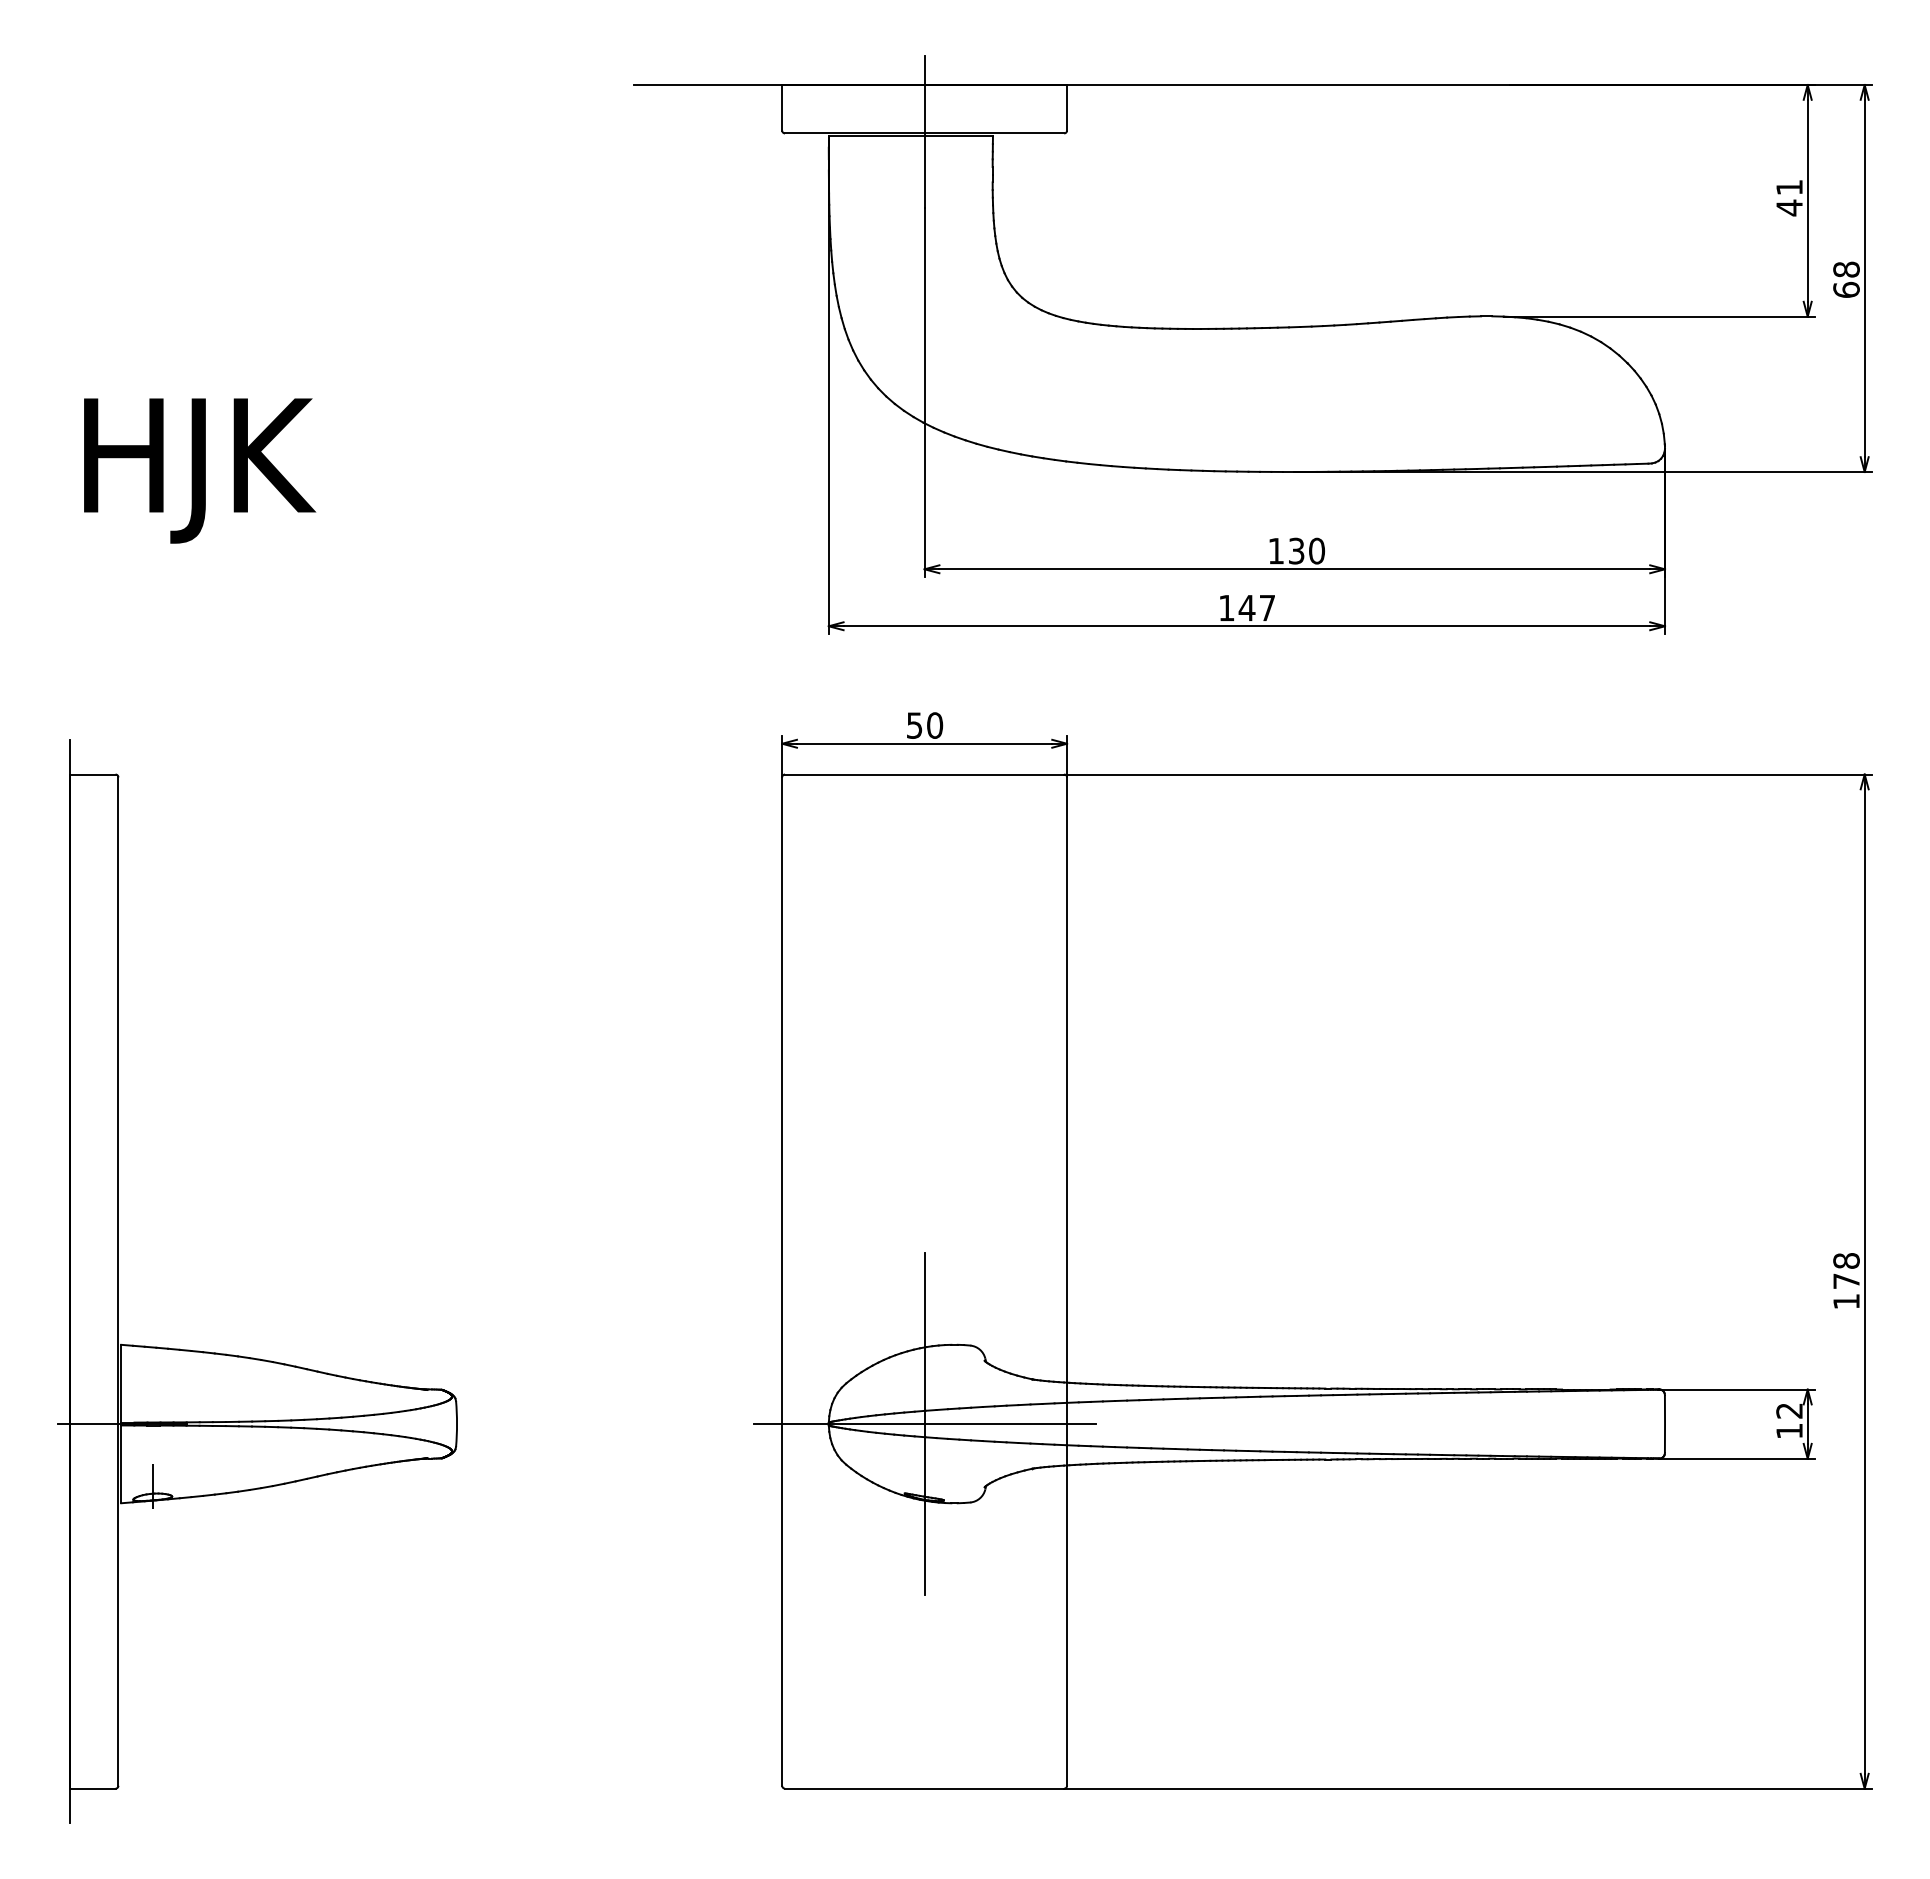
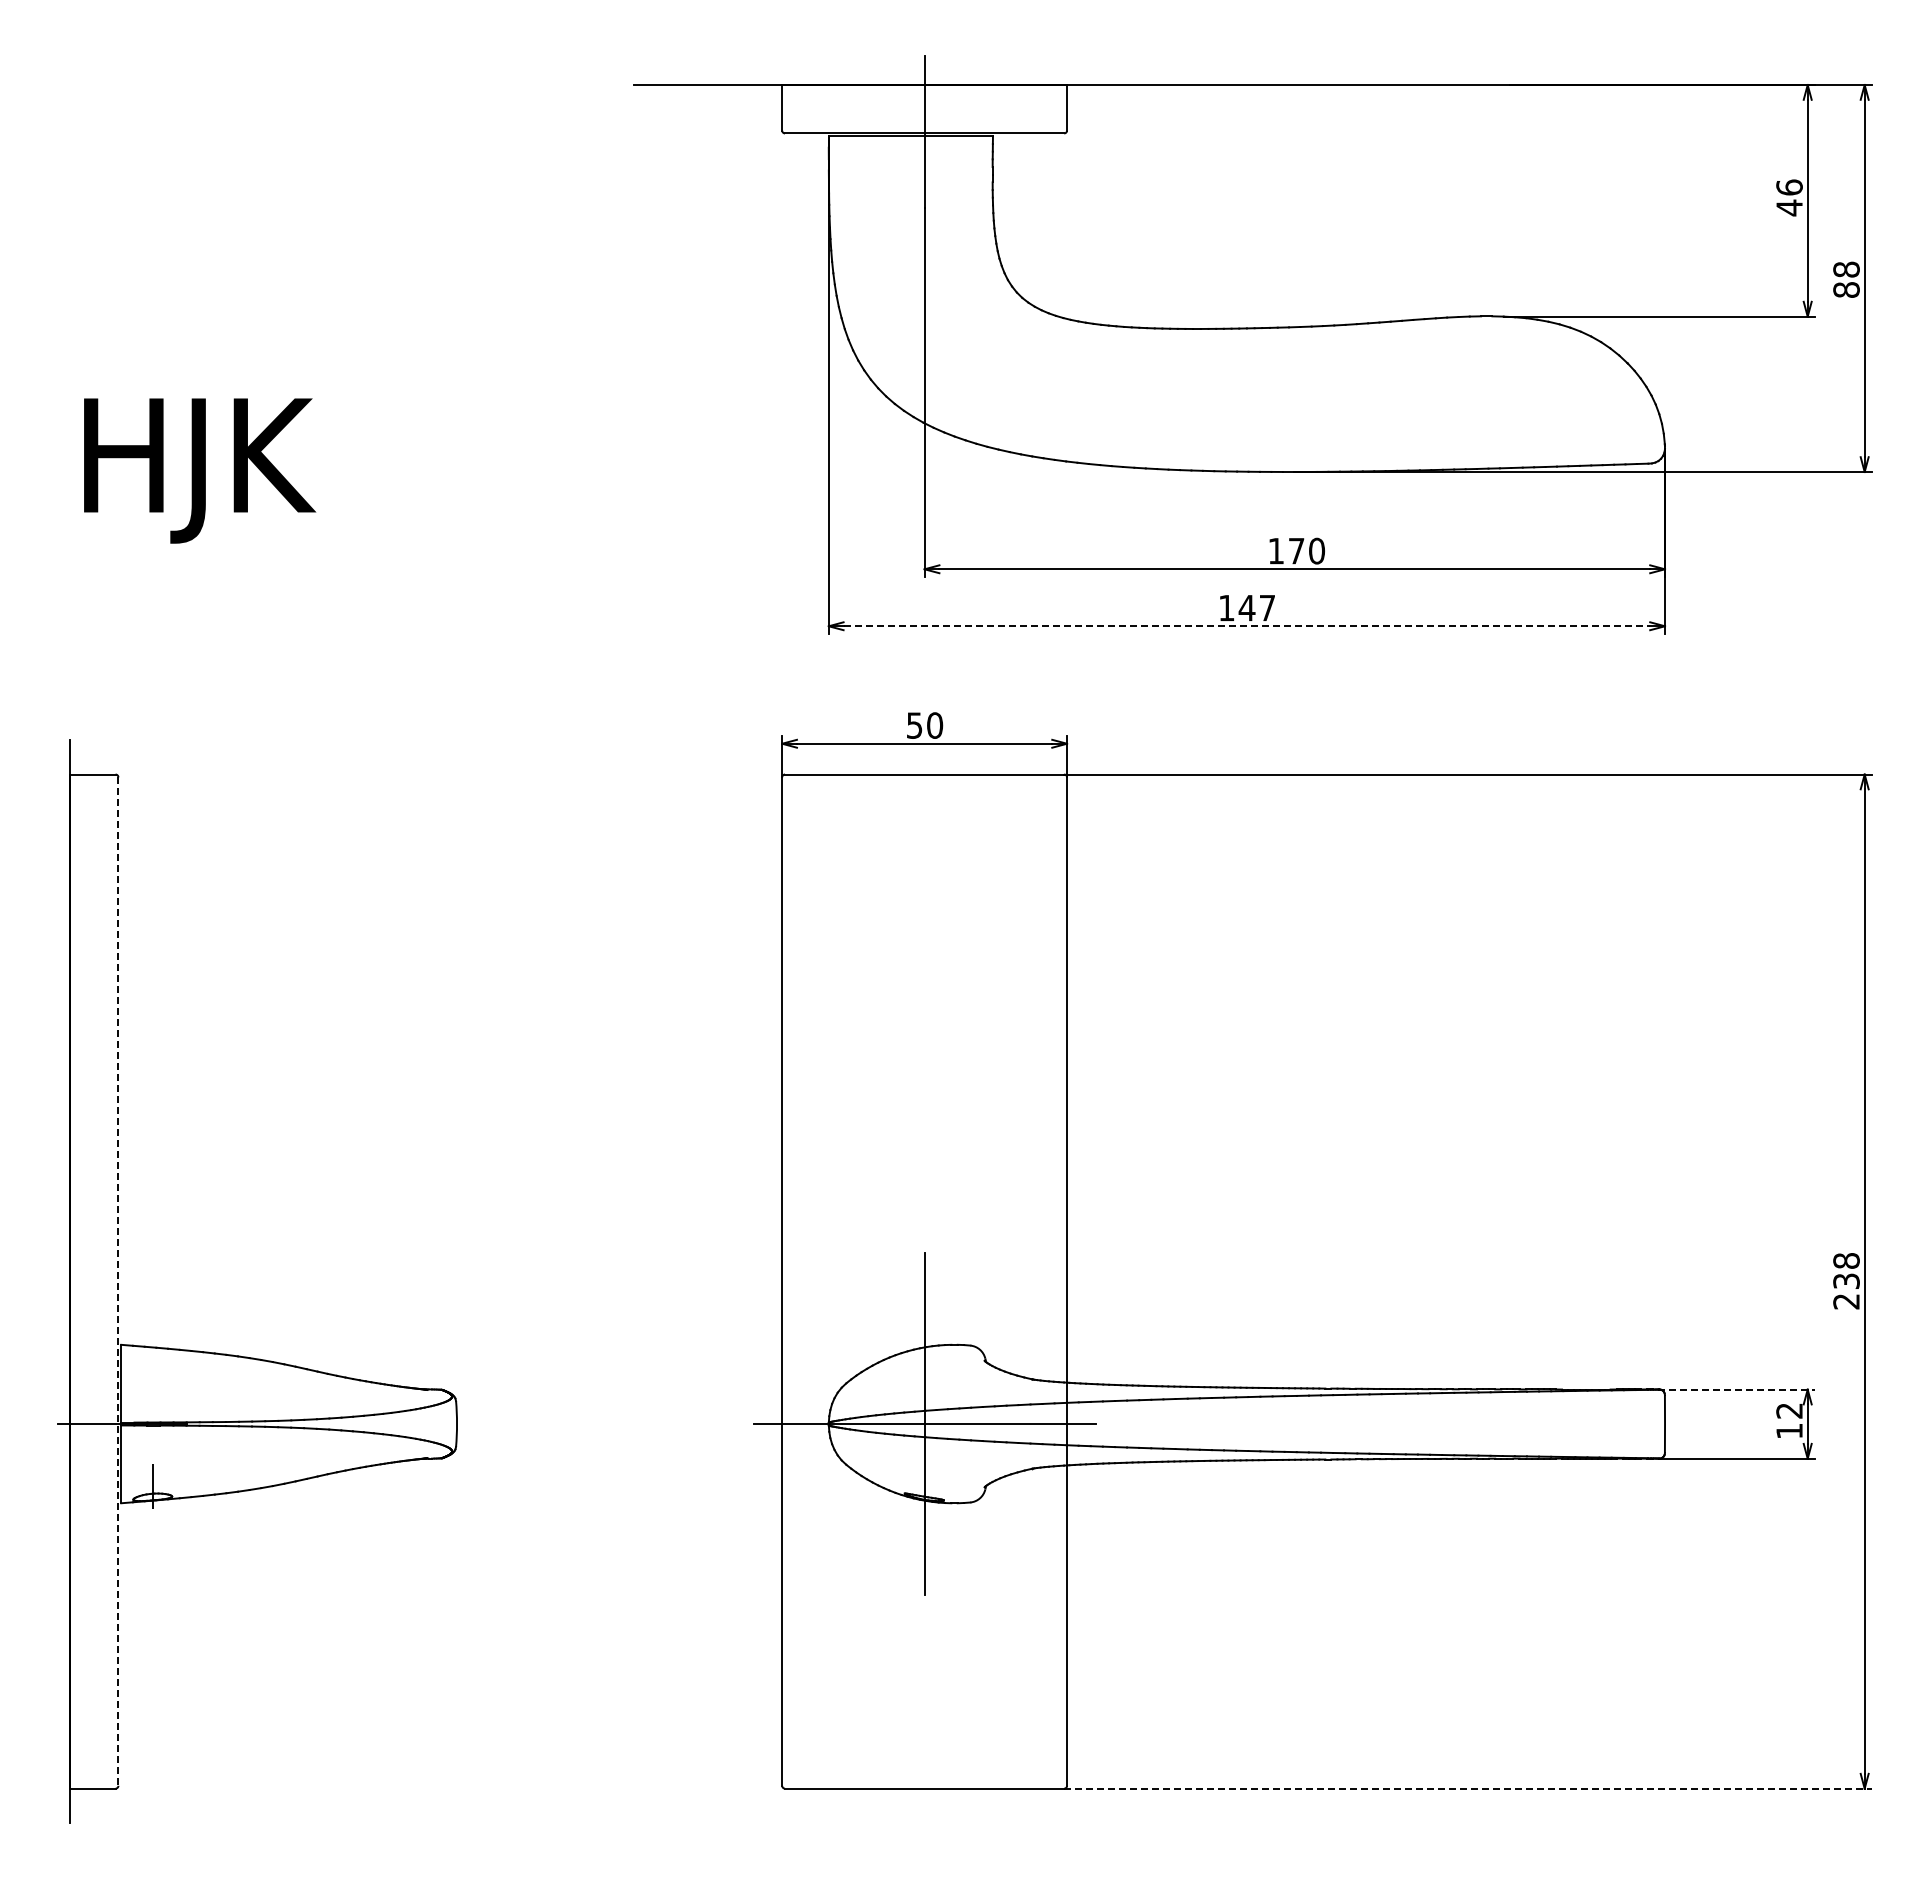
text: 41 -> 46 (1789, 187)
text: 68 -> 88 (1846, 289)
text: 130 -> 170 (1296, 550)
line: solid -> dashed (1247, 626)
line: solid -> dashed (118, 1282)
text: 178 -> 238 (1846, 1291)
line: solid -> dashed (1736, 1389)
line: solid -> dashed (1468, 1788)
